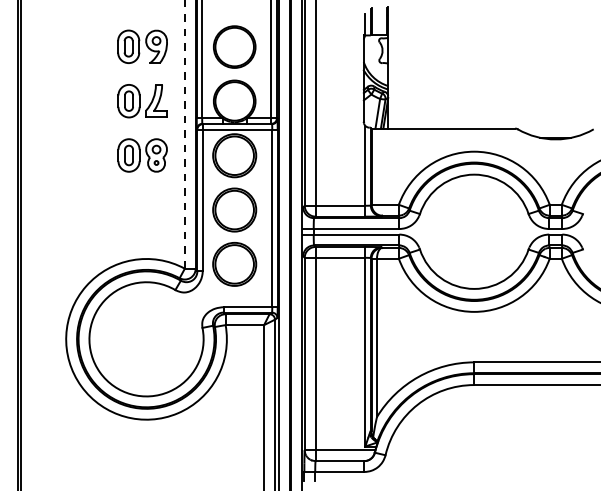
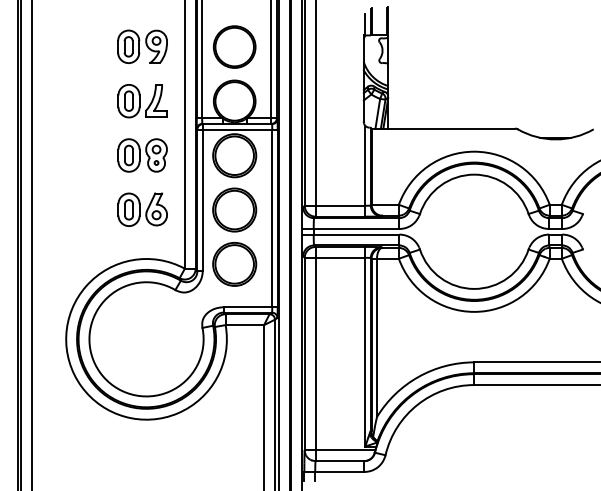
line: dashed -> solid (184, 134)
part: none -> present (142, 209)
line: none -> present (31, 244)
